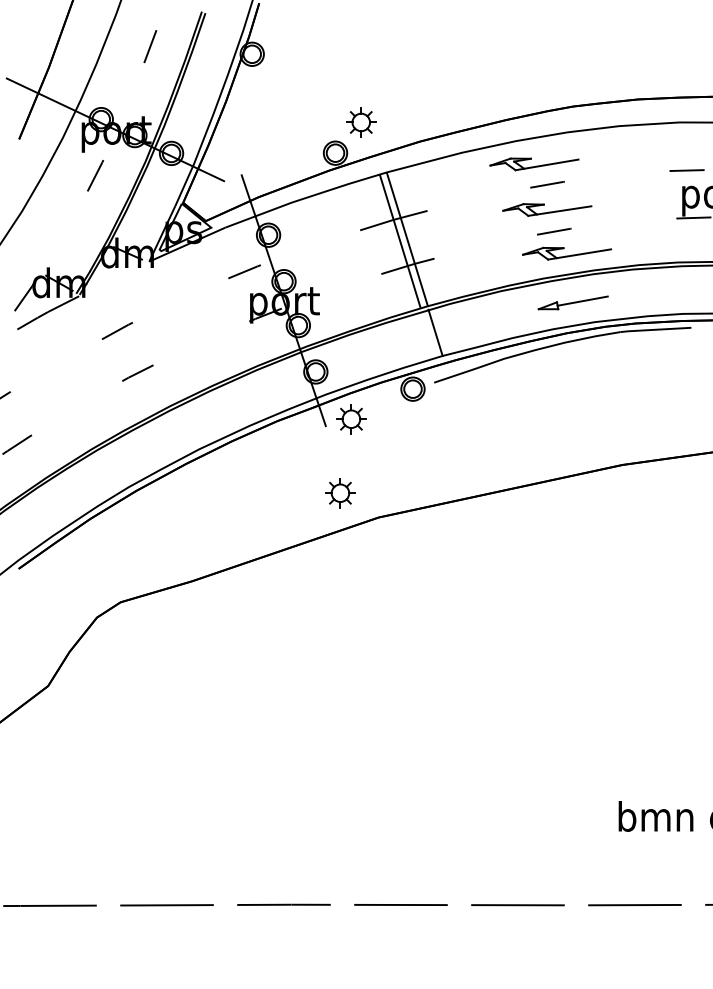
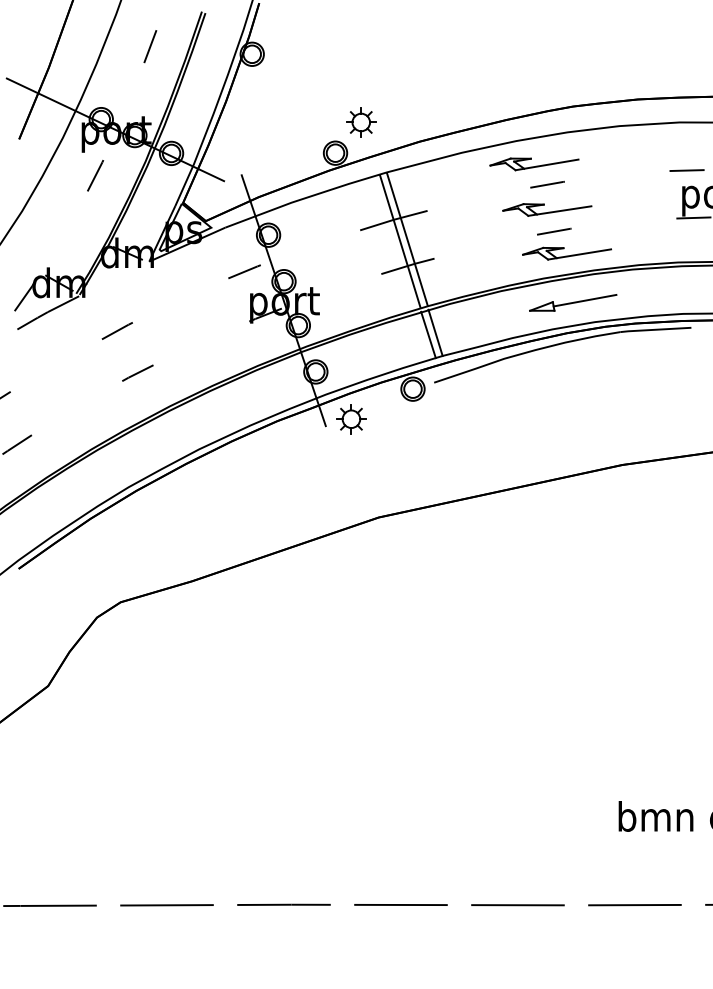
part size: 72x16 px -> 89x18 px (573, 302)
line: none -> present (428, 334)
part: present -> none (340, 493)
